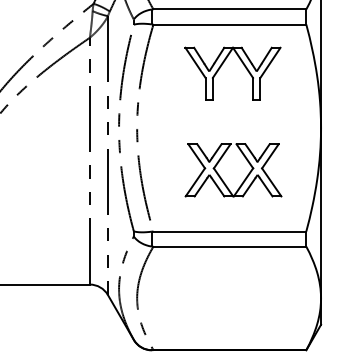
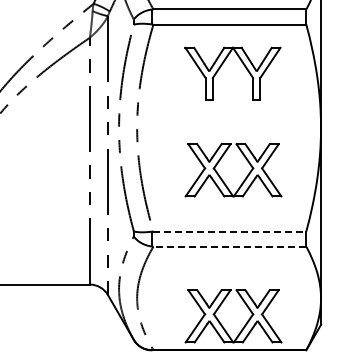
line: solid -> dashed (230, 231)
line: solid -> dashed (229, 246)
part: none -> present (221, 323)
